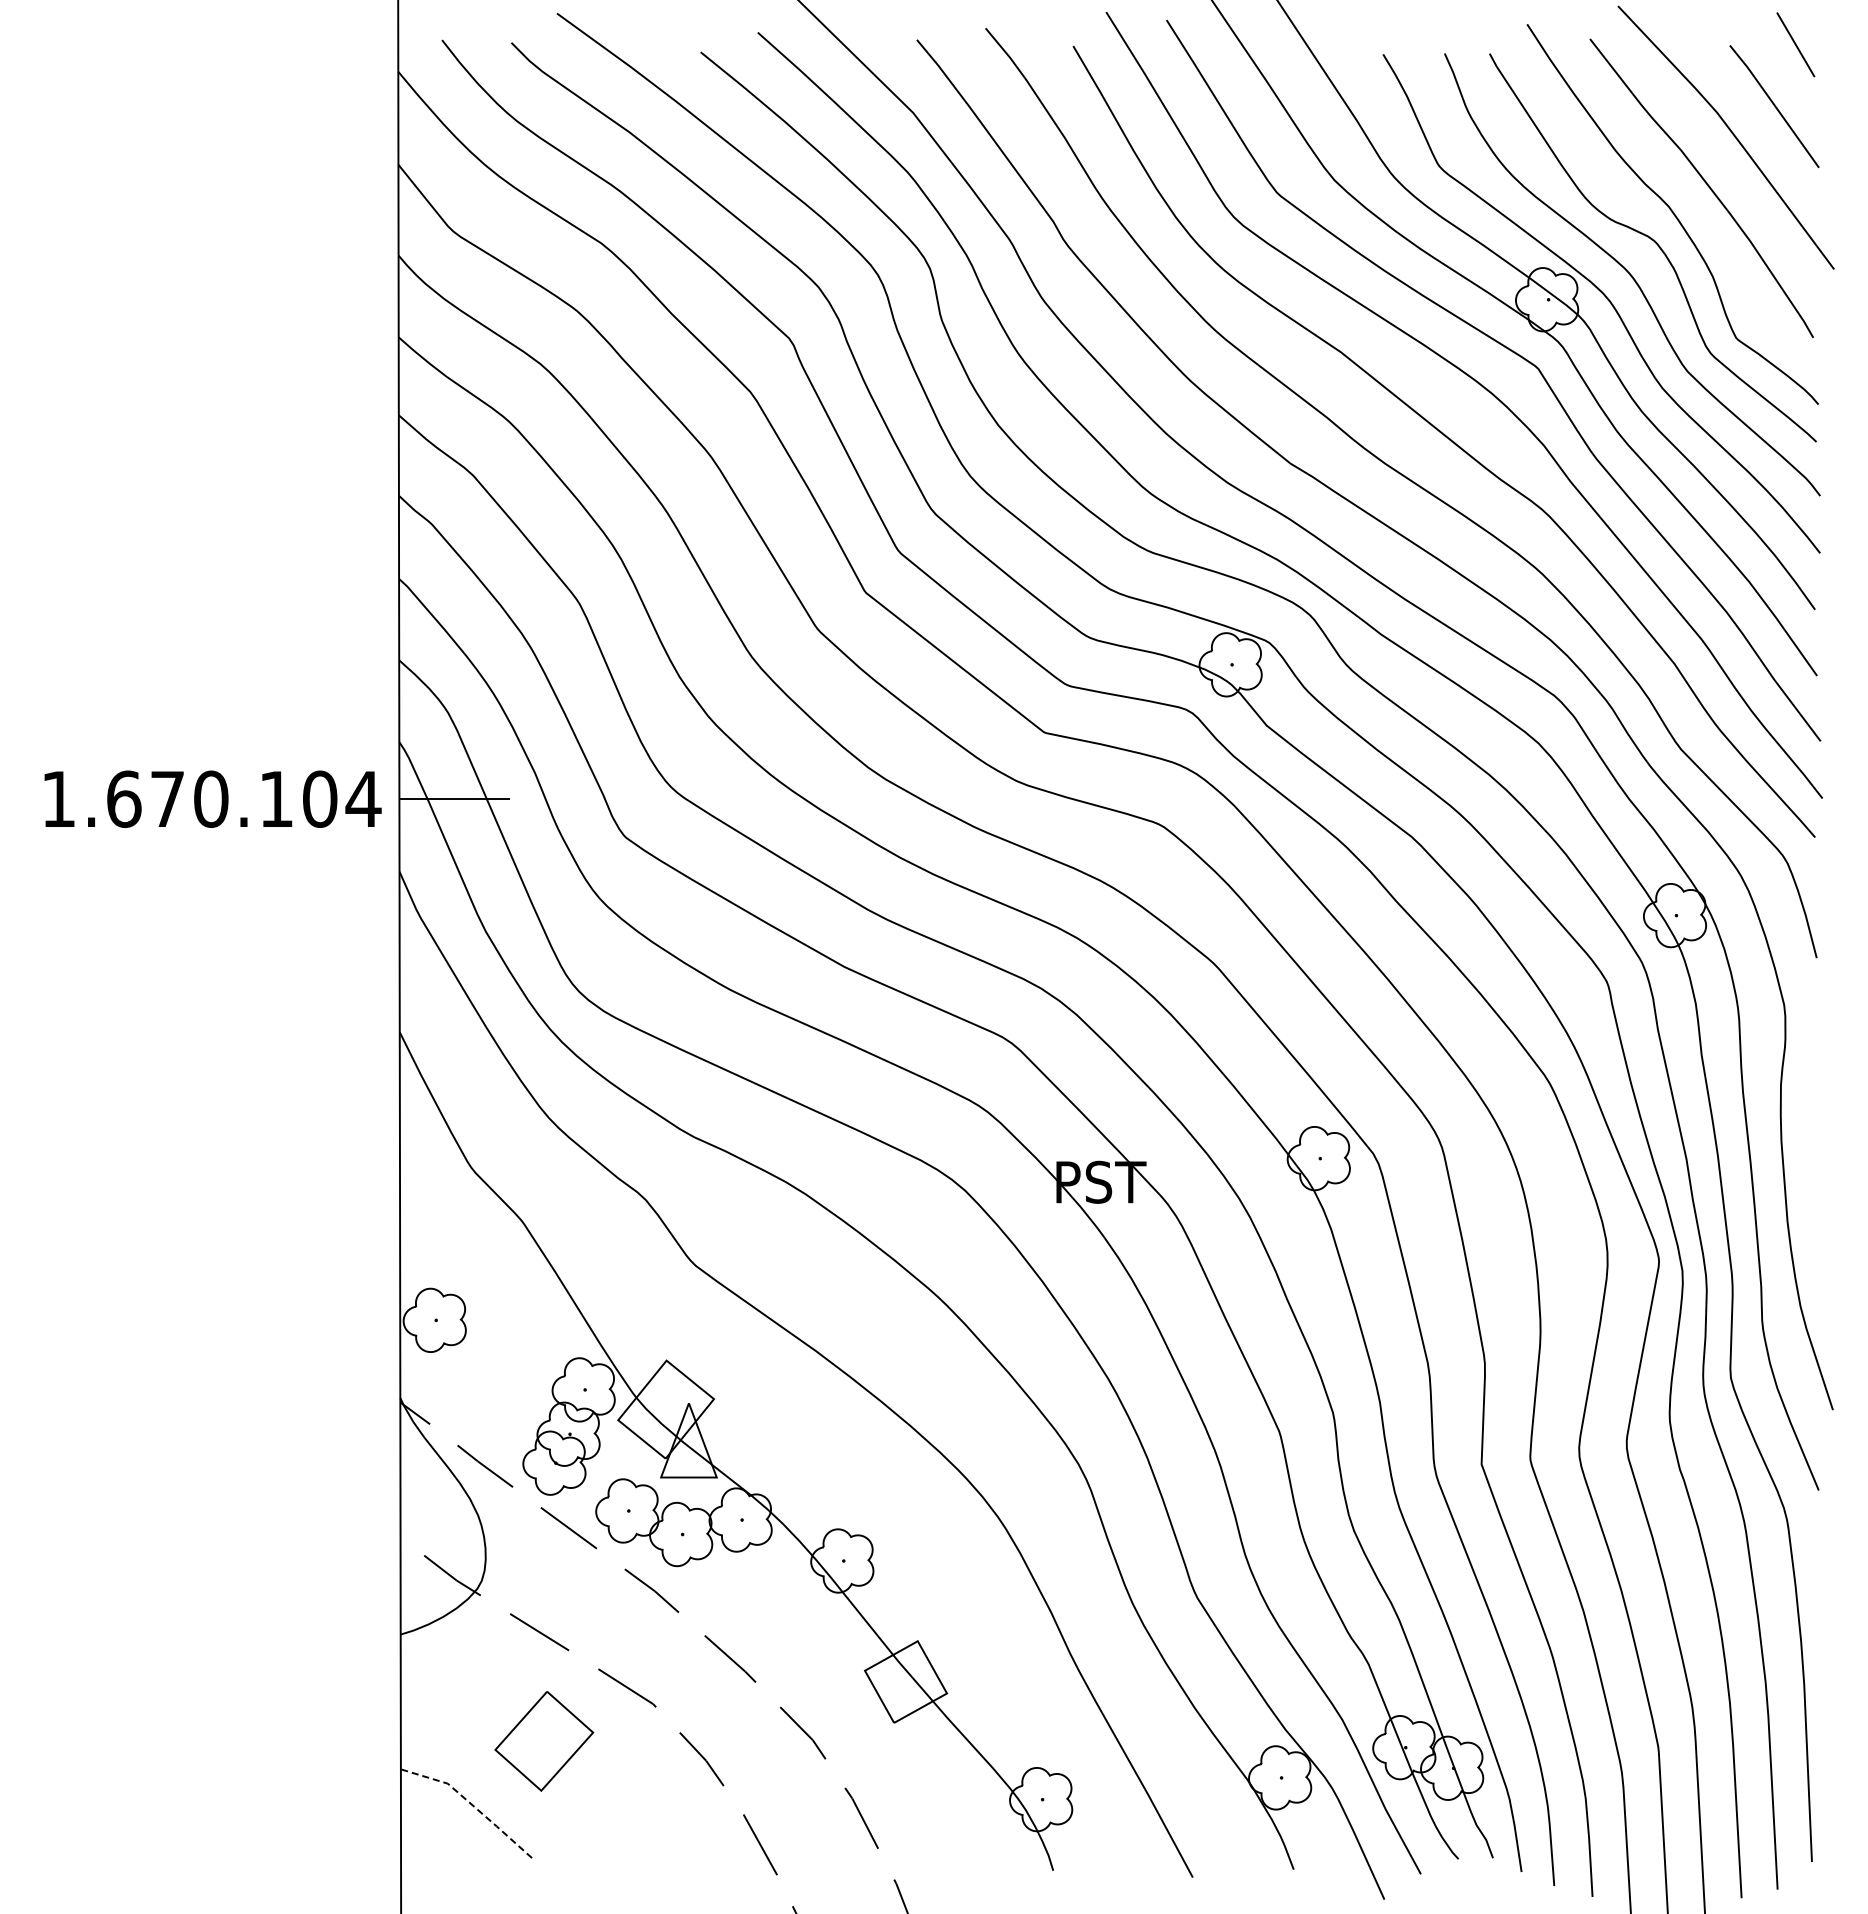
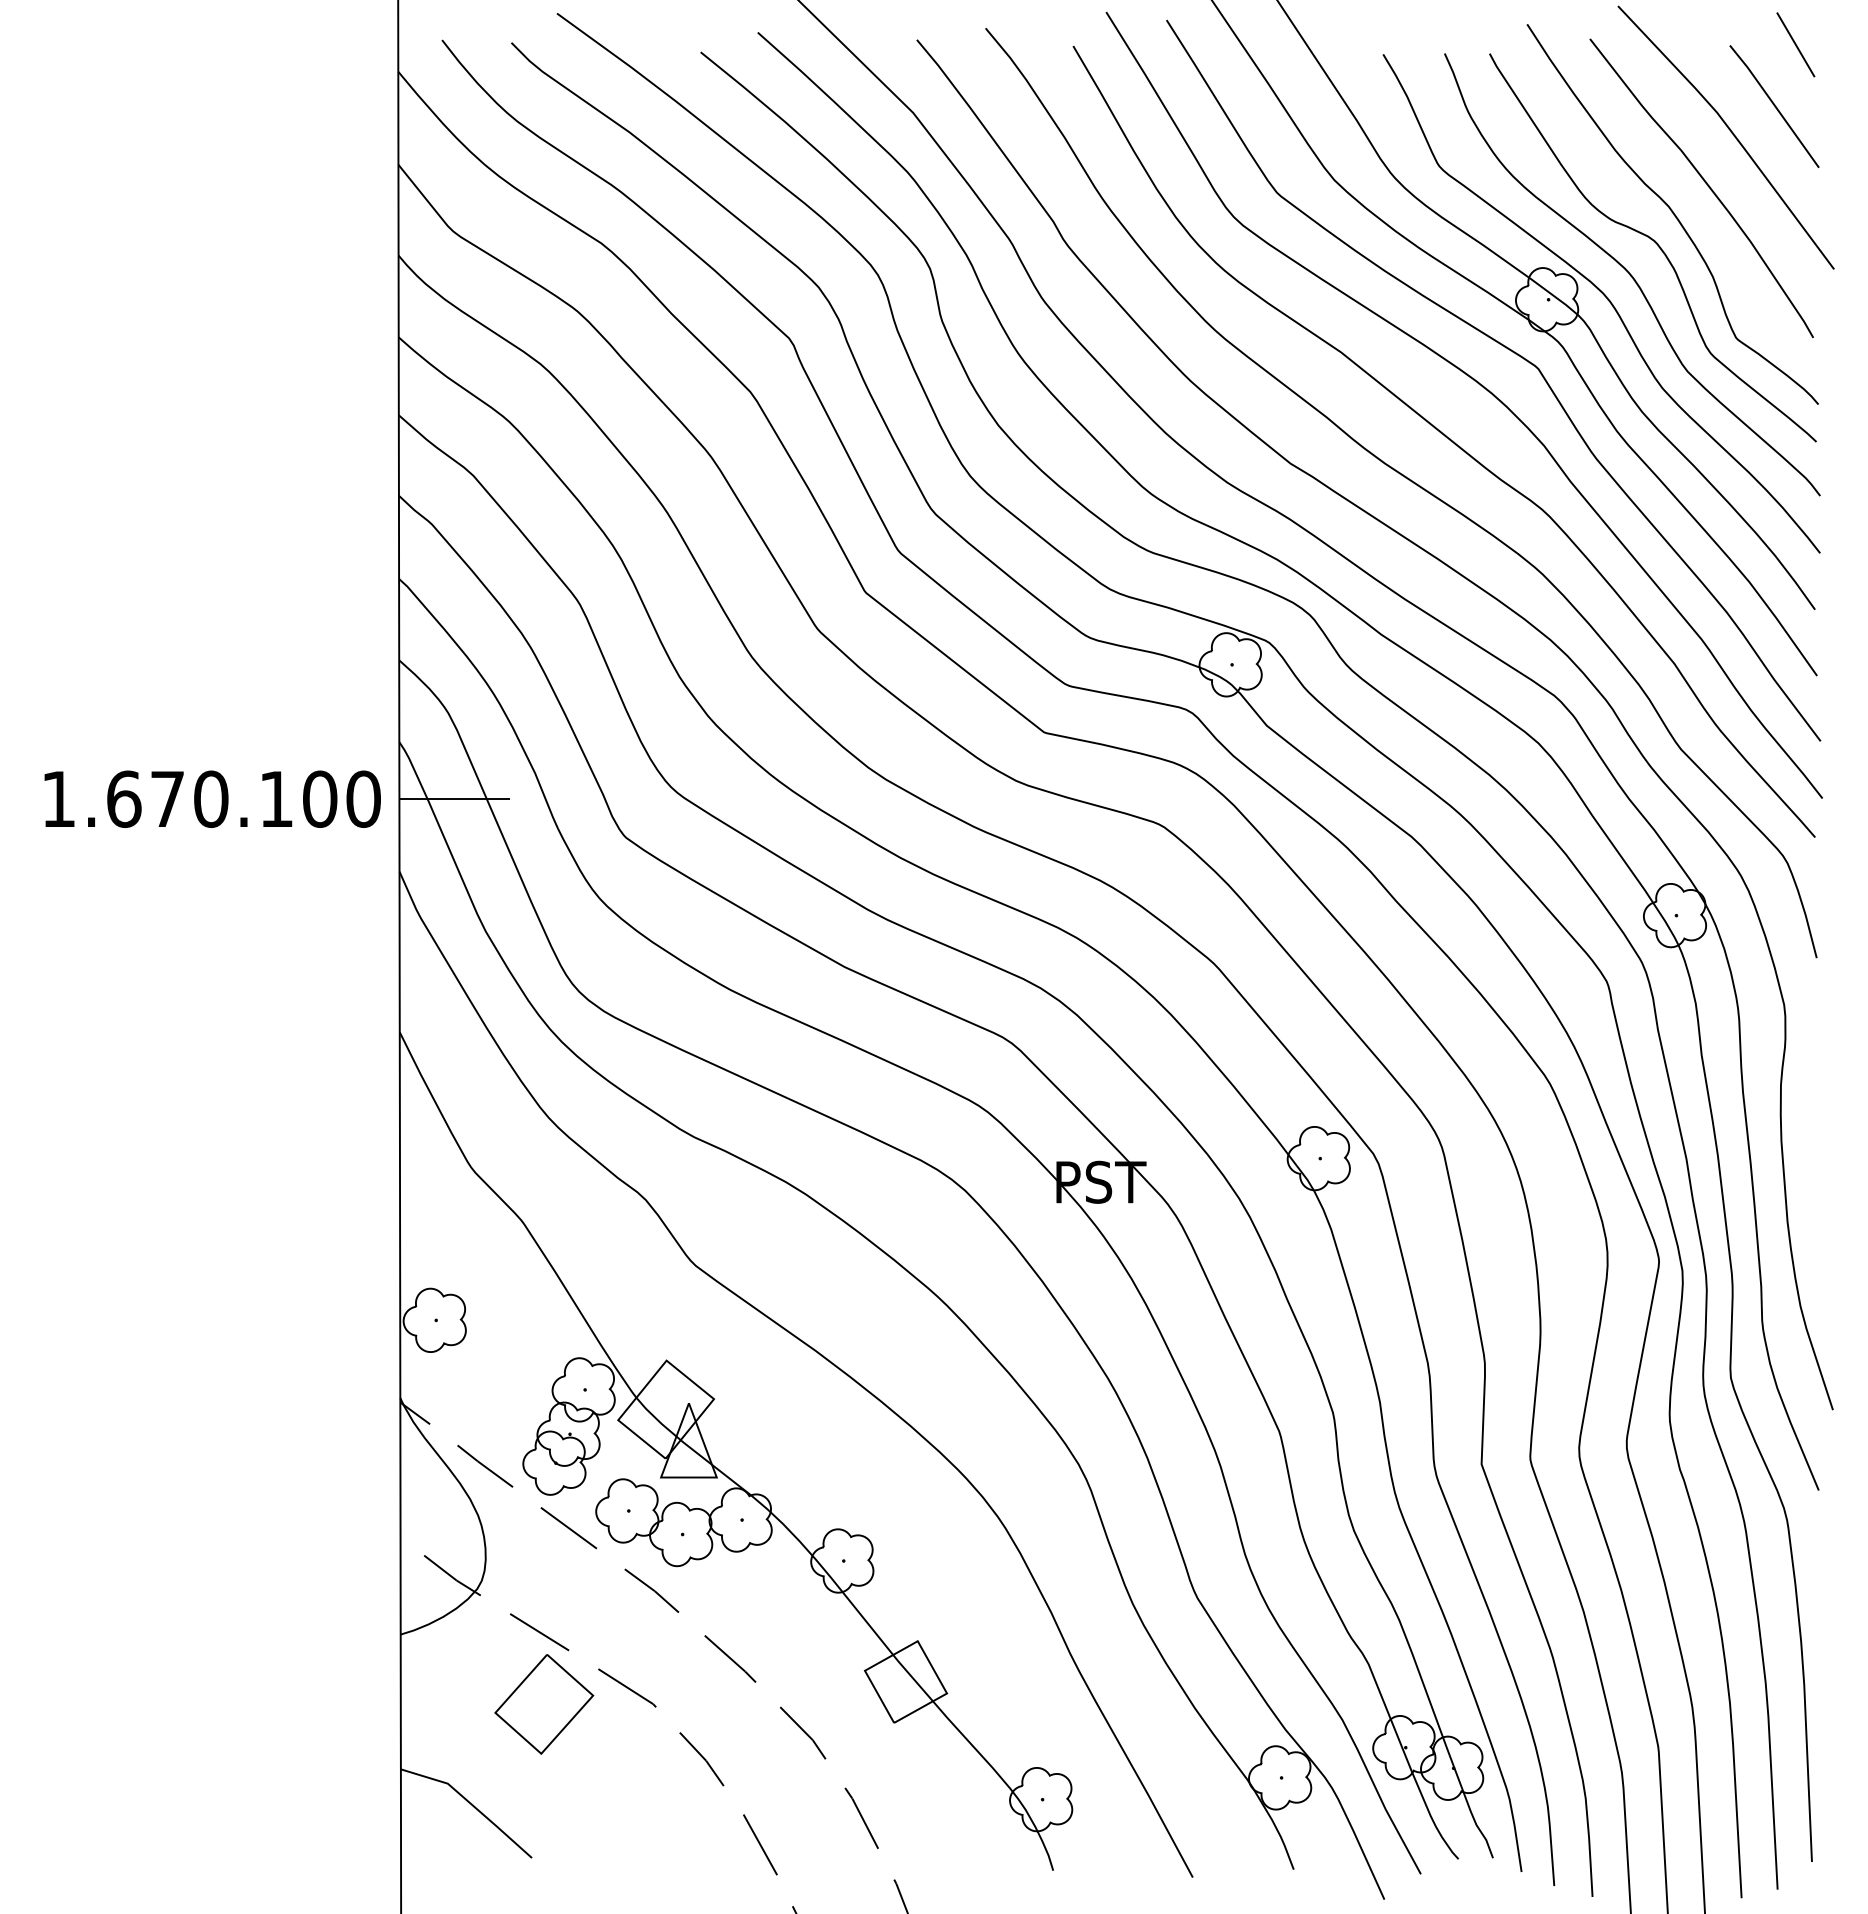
text: 1.670.104 -> 1.670.100 (363, 798)
part position: (544, 1741) -> (544, 1704) (544, 1704)
line: dashed -> solid (471, 1804)
